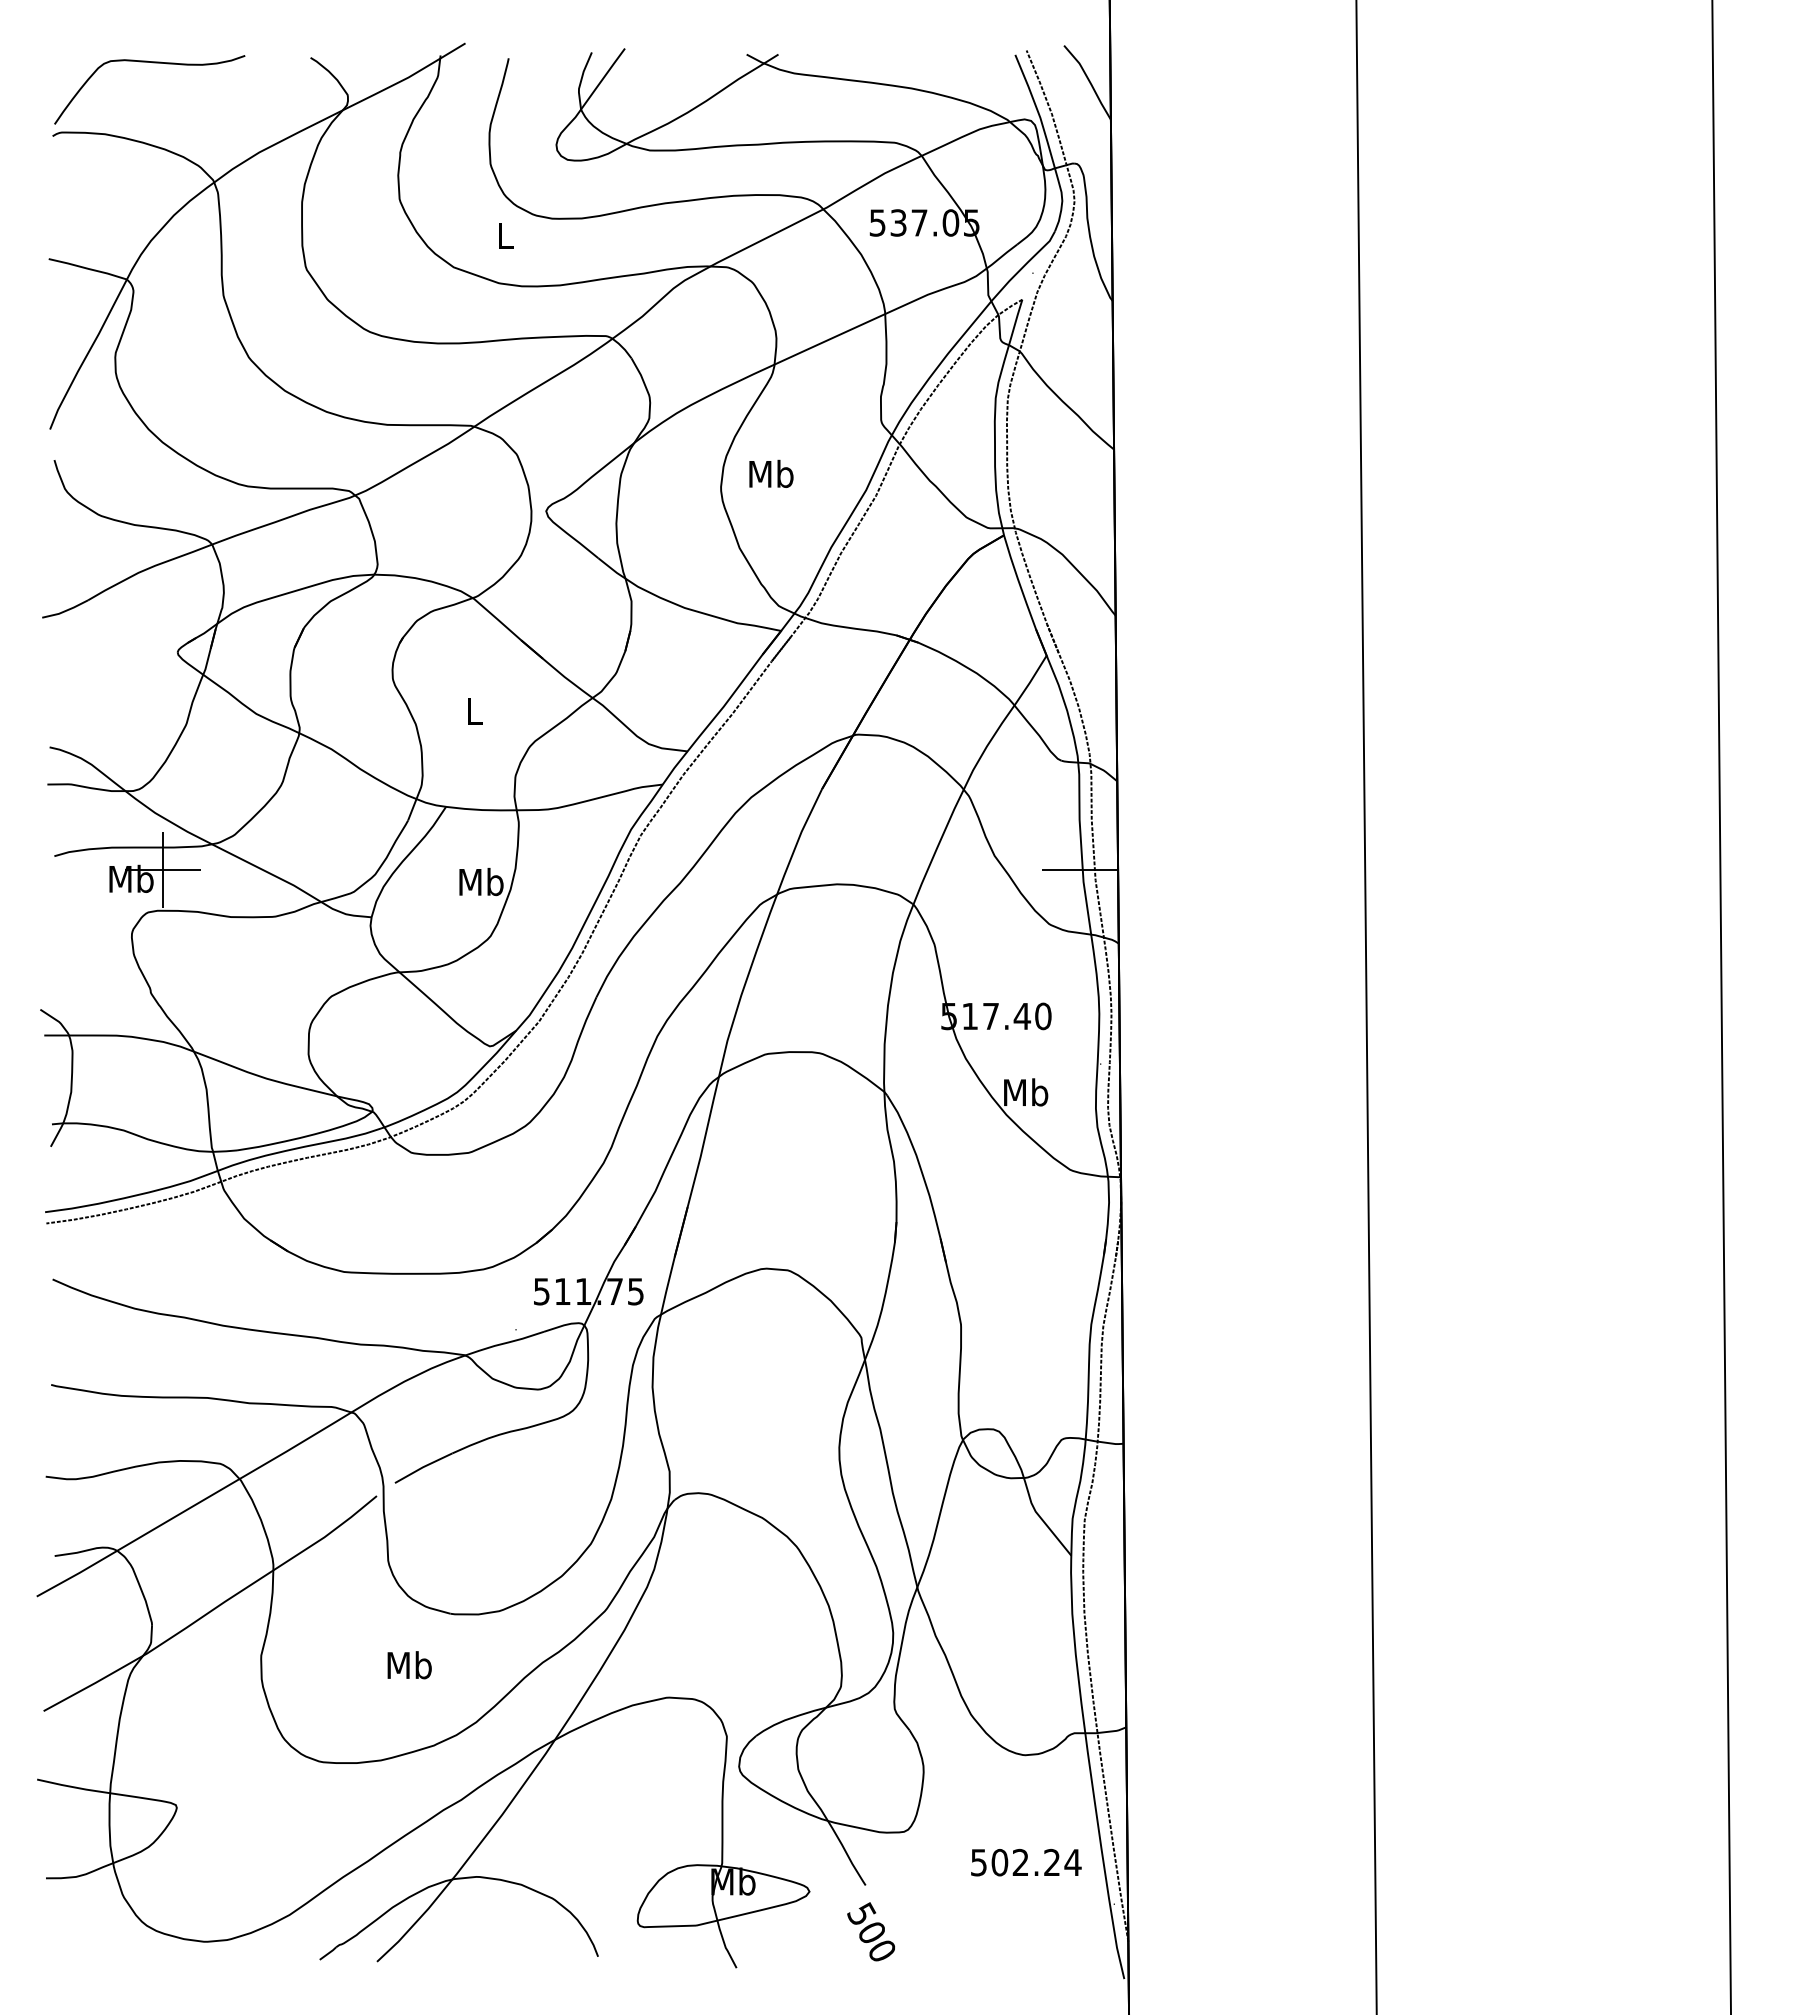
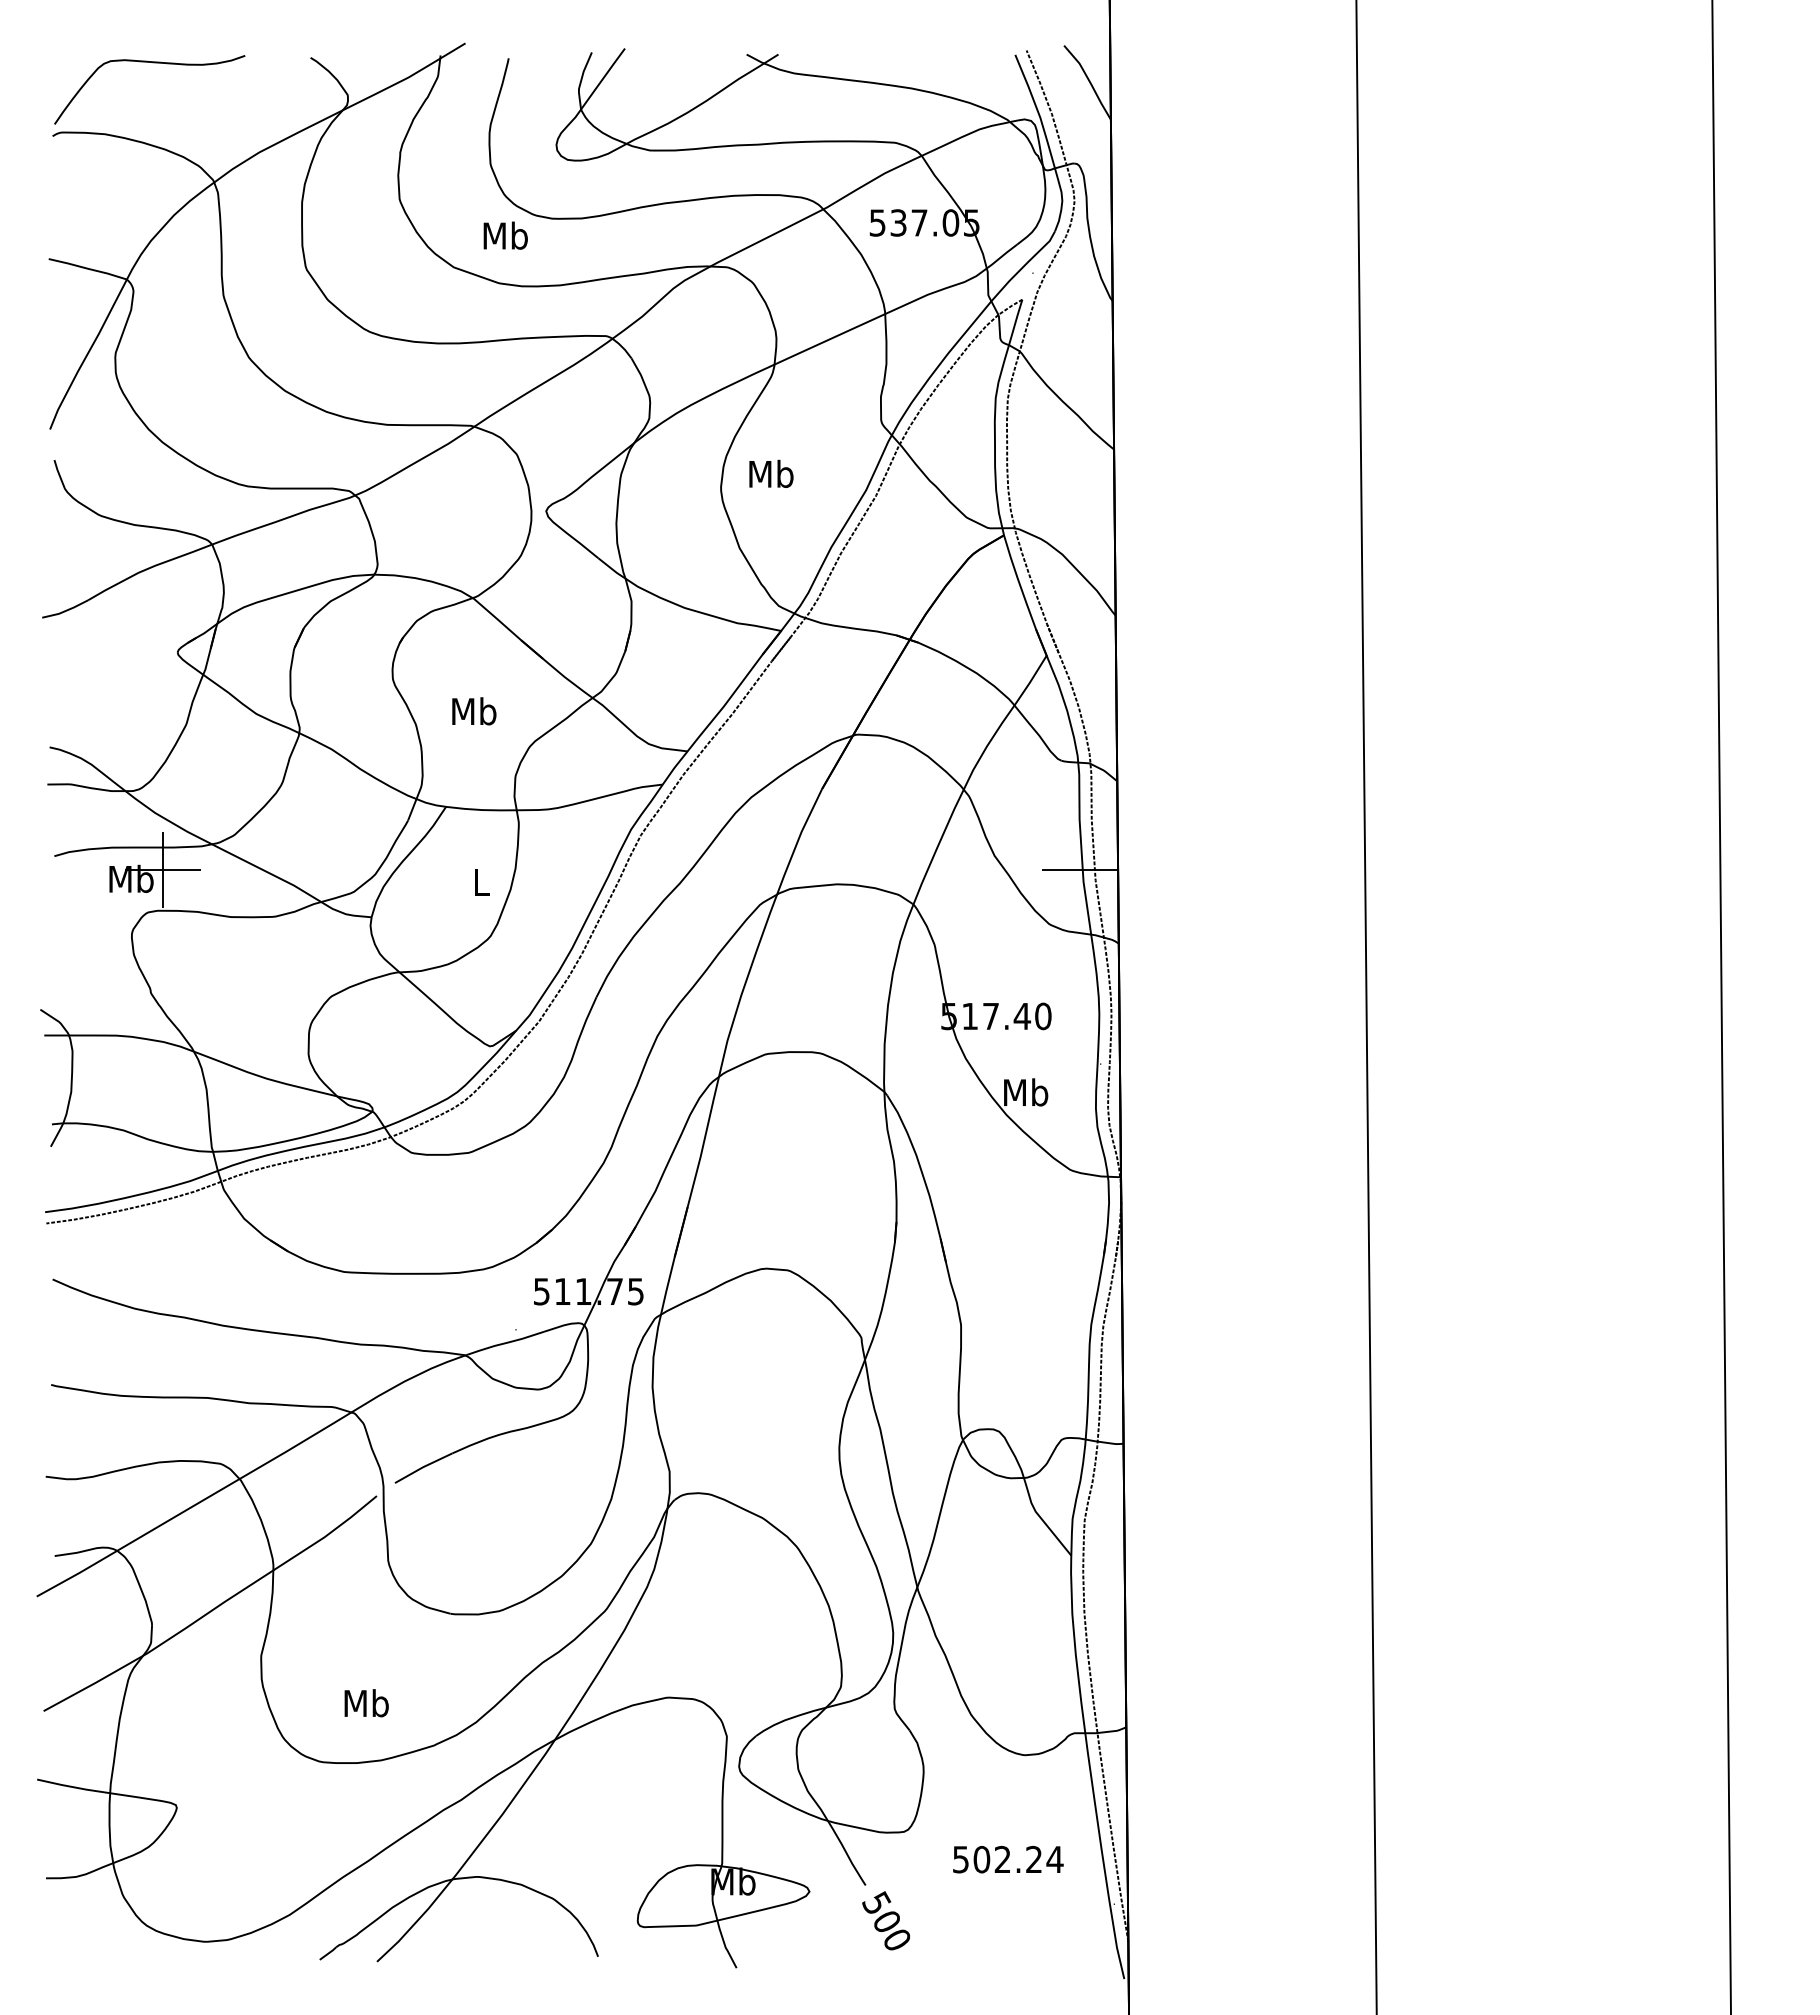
text: L -> Mb (505, 235)
text: L -> Mb (474, 711)
text: Mb -> L (481, 881)
text position: (409, 1665) -> (366, 1703) (366, 1703)
text position: (1026, 1862) -> (1008, 1859) (1008, 1859)
text position: (870, 1931) -> (885, 1920) (885, 1920)
